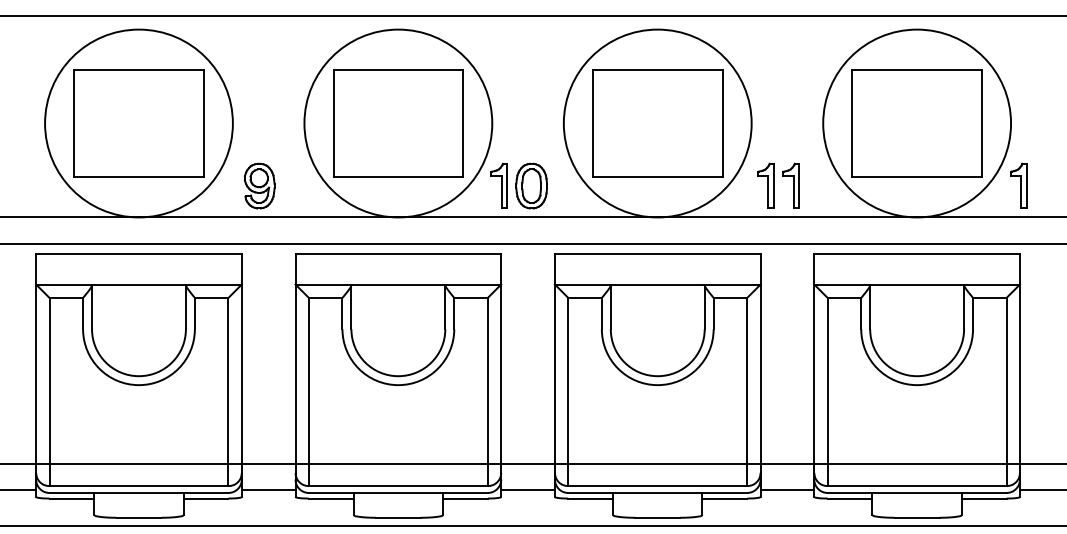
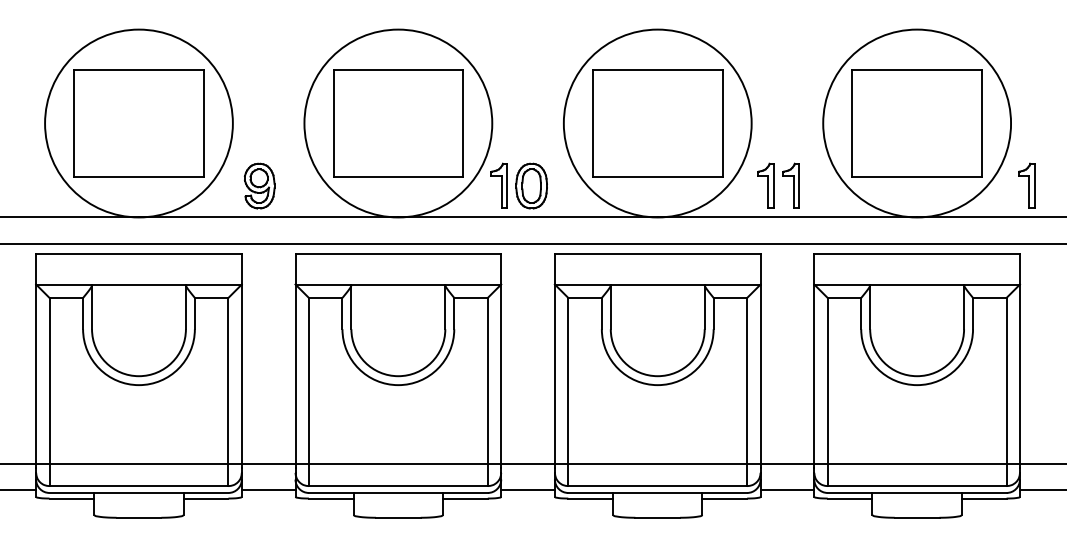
line: present -> none (532, 16)
part position: (1018, 185) -> (1026, 185) (1026, 185)
line: present -> none (532, 526)
